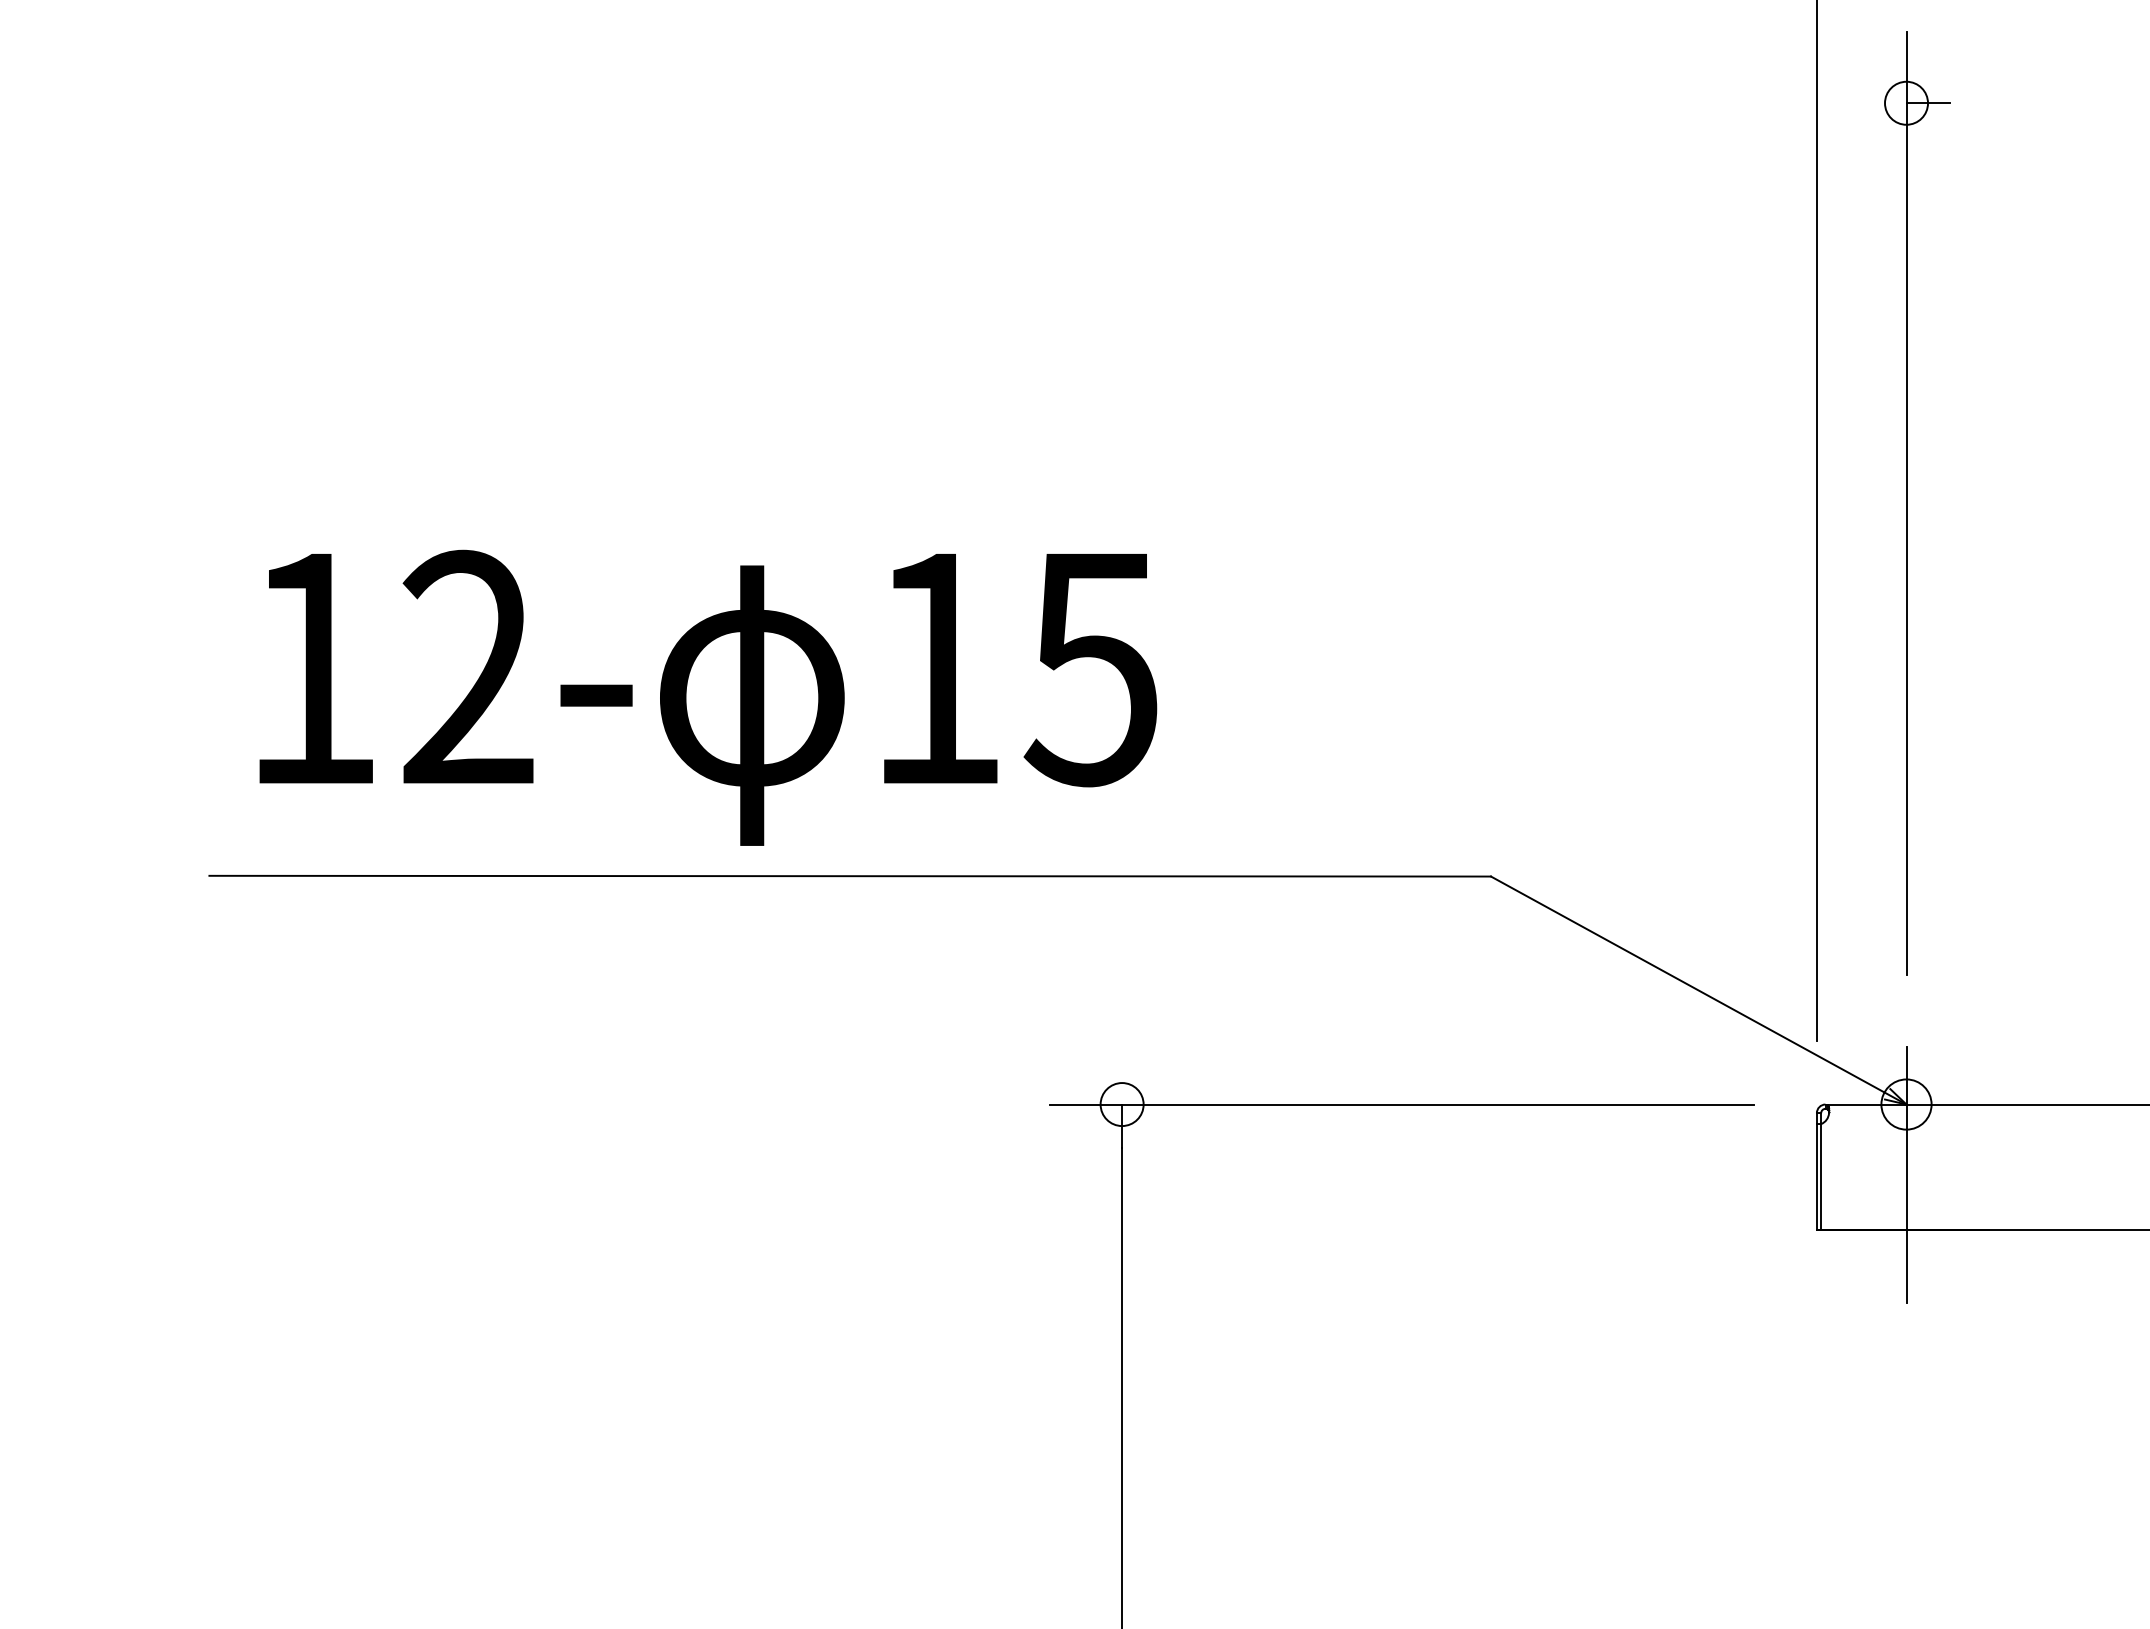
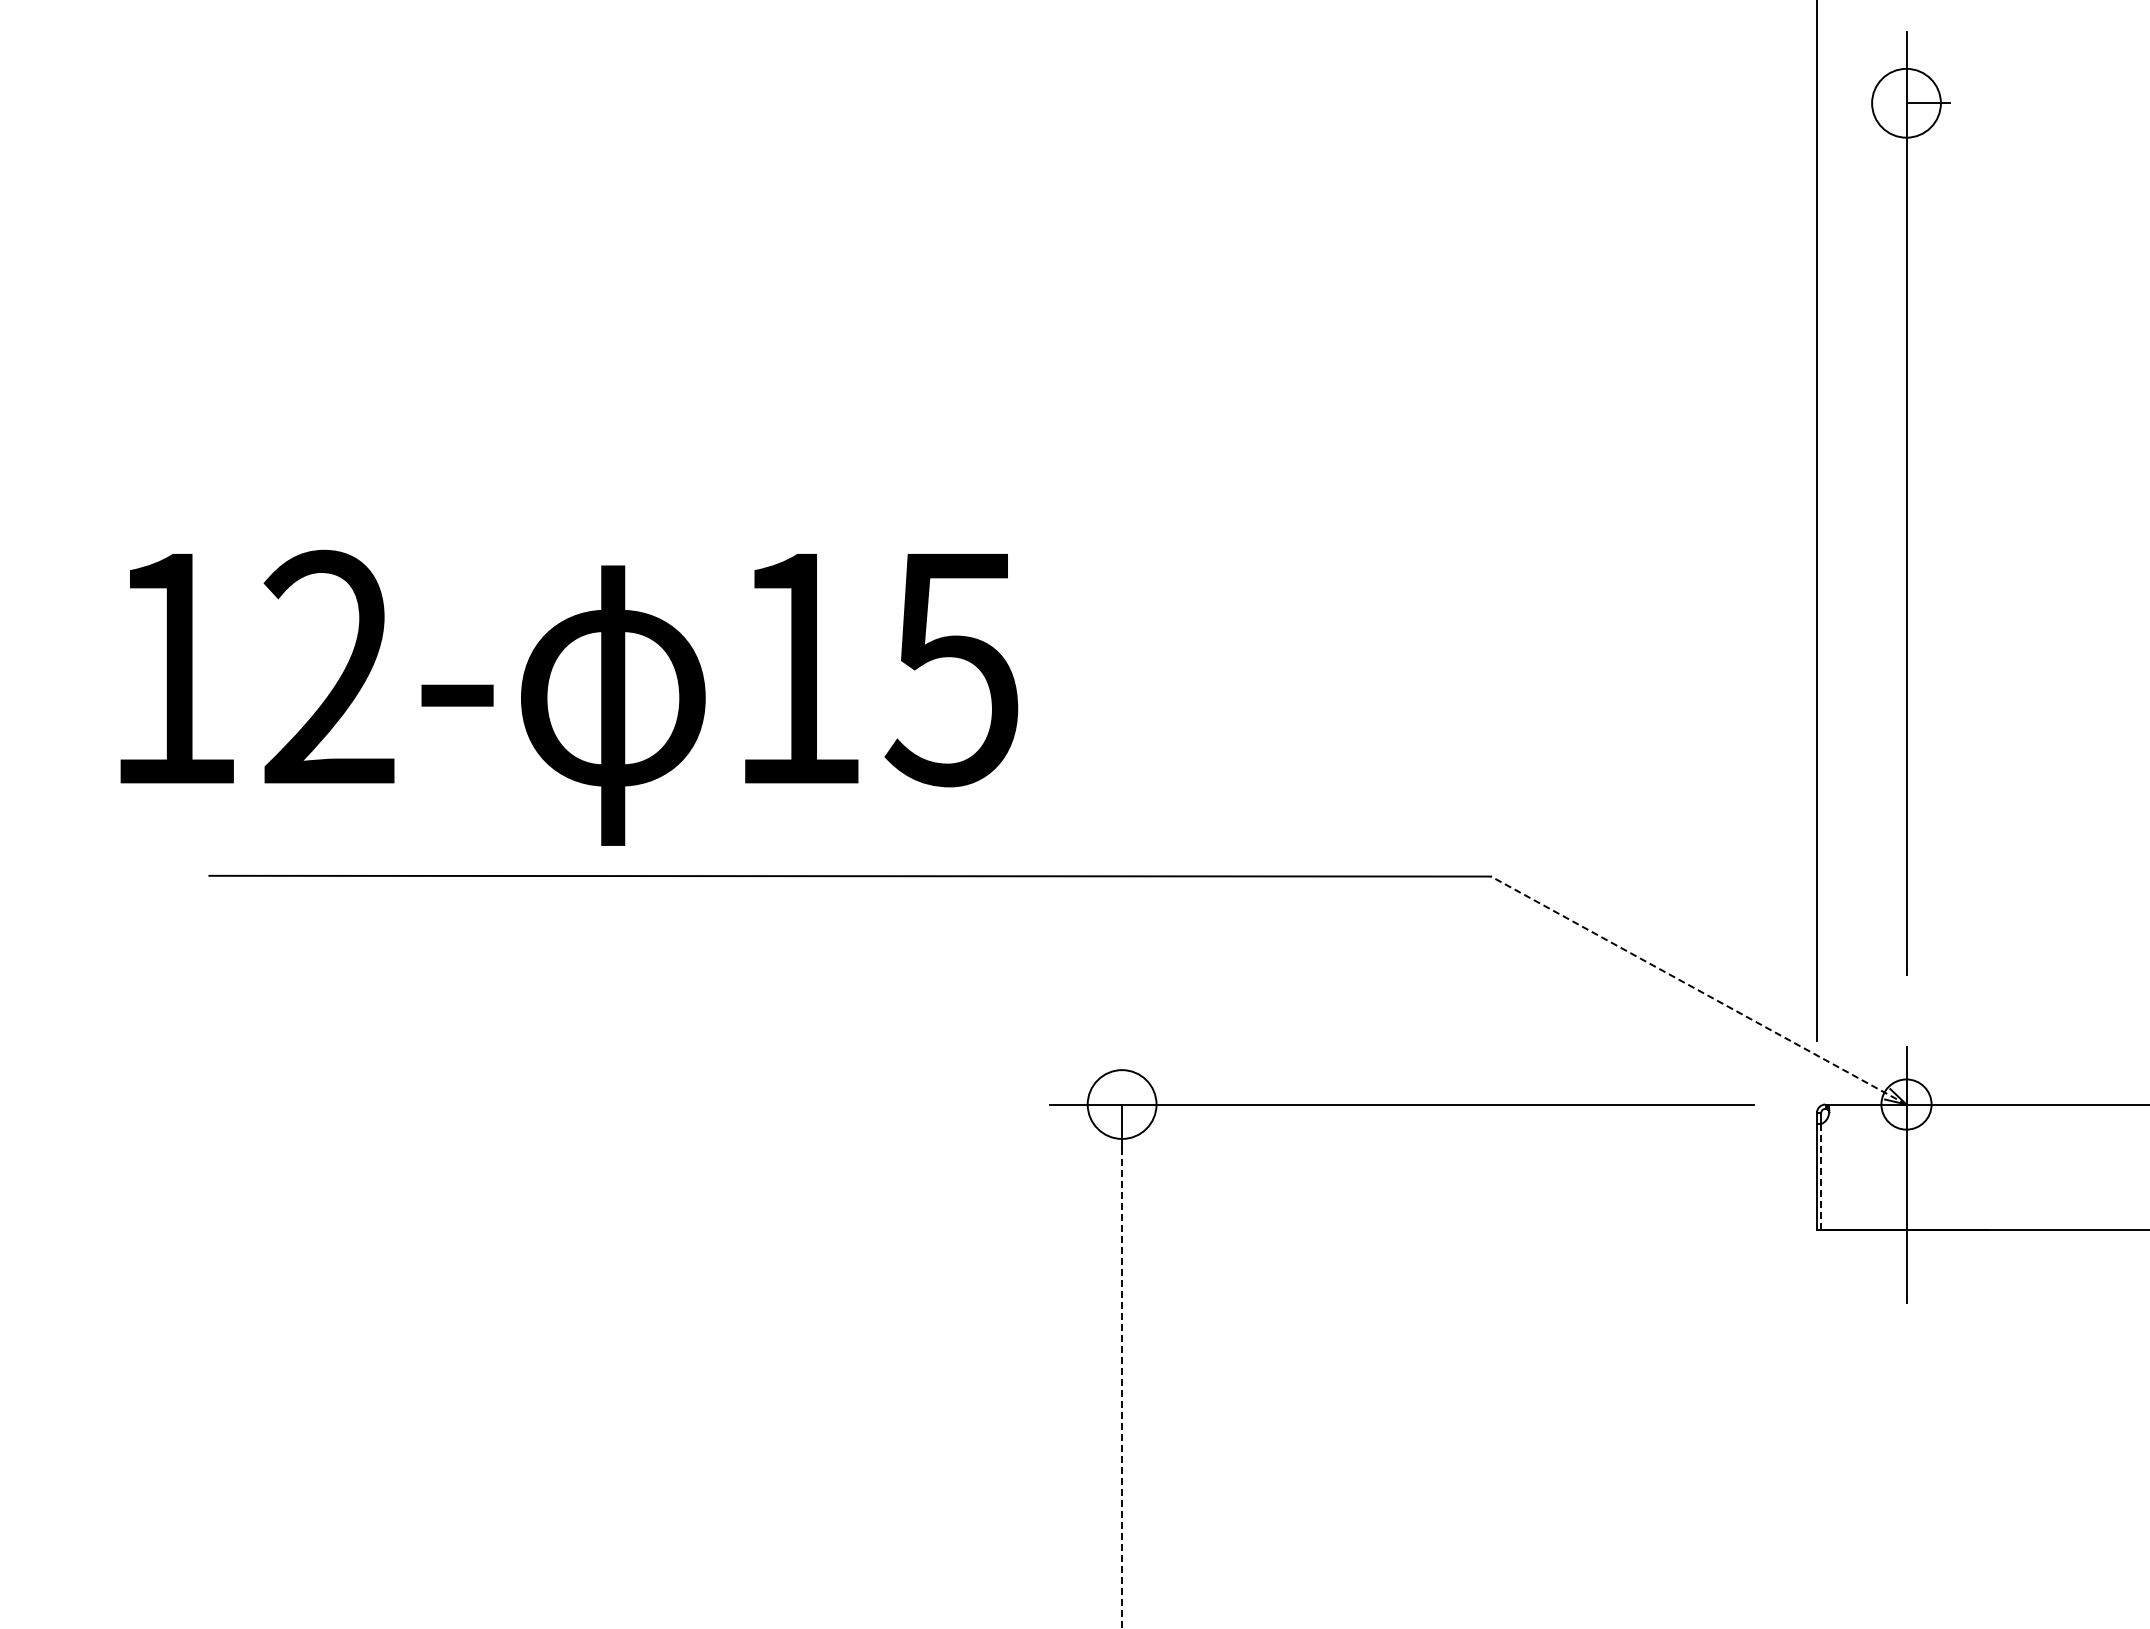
circle diameter: 43 px -> 69 px (1906, 102)
text position: (708, 697) -> (569, 697) (569, 697)
line: solid -> dashed (1698, 990)
circle diameter: 43 px -> 69 px (1121, 1104)
line: solid -> dashed (1821, 1177)
line: solid -> dashed (1122, 1388)
